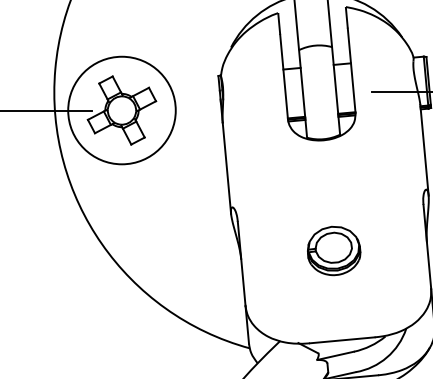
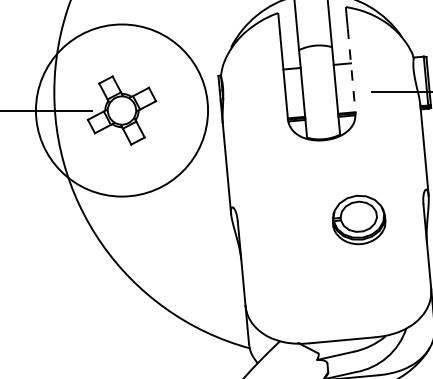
line: solid -> dashed (351, 71)
circle diameter: 108 px -> 172 px (121, 110)
part position: (334, 250) -> (359, 219) (359, 219)
